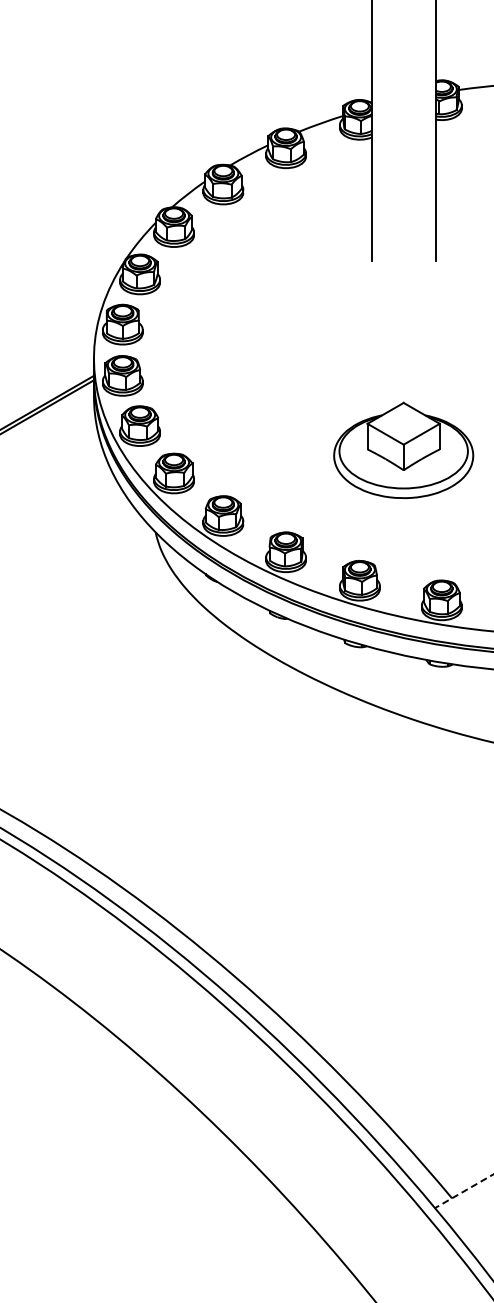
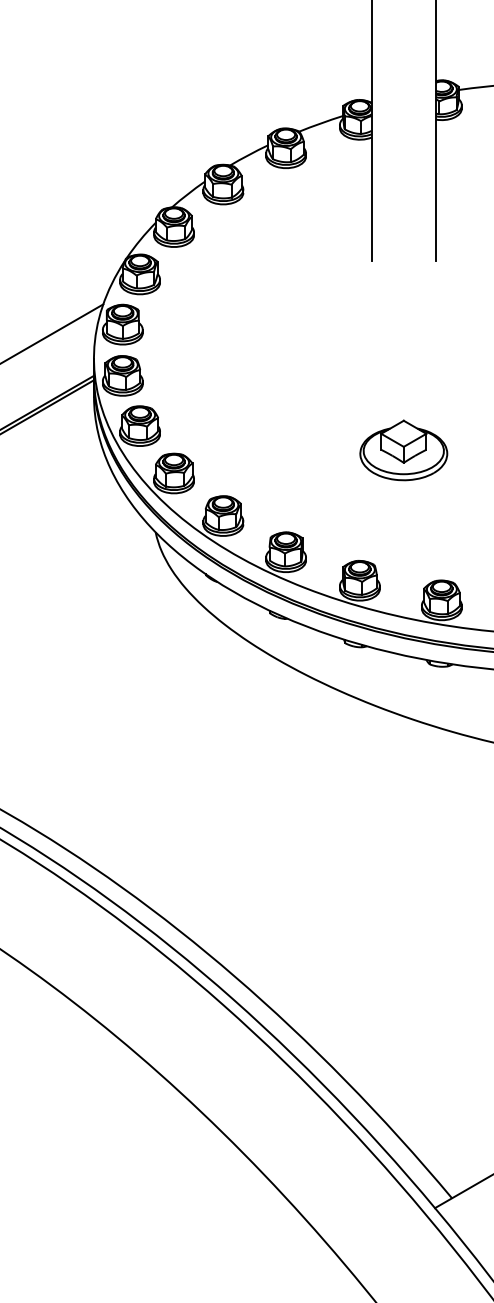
line: none -> present (52, 333)
part size: 142x99 px -> 90x63 px (403, 450)
line: dashed -> solid (464, 1191)
